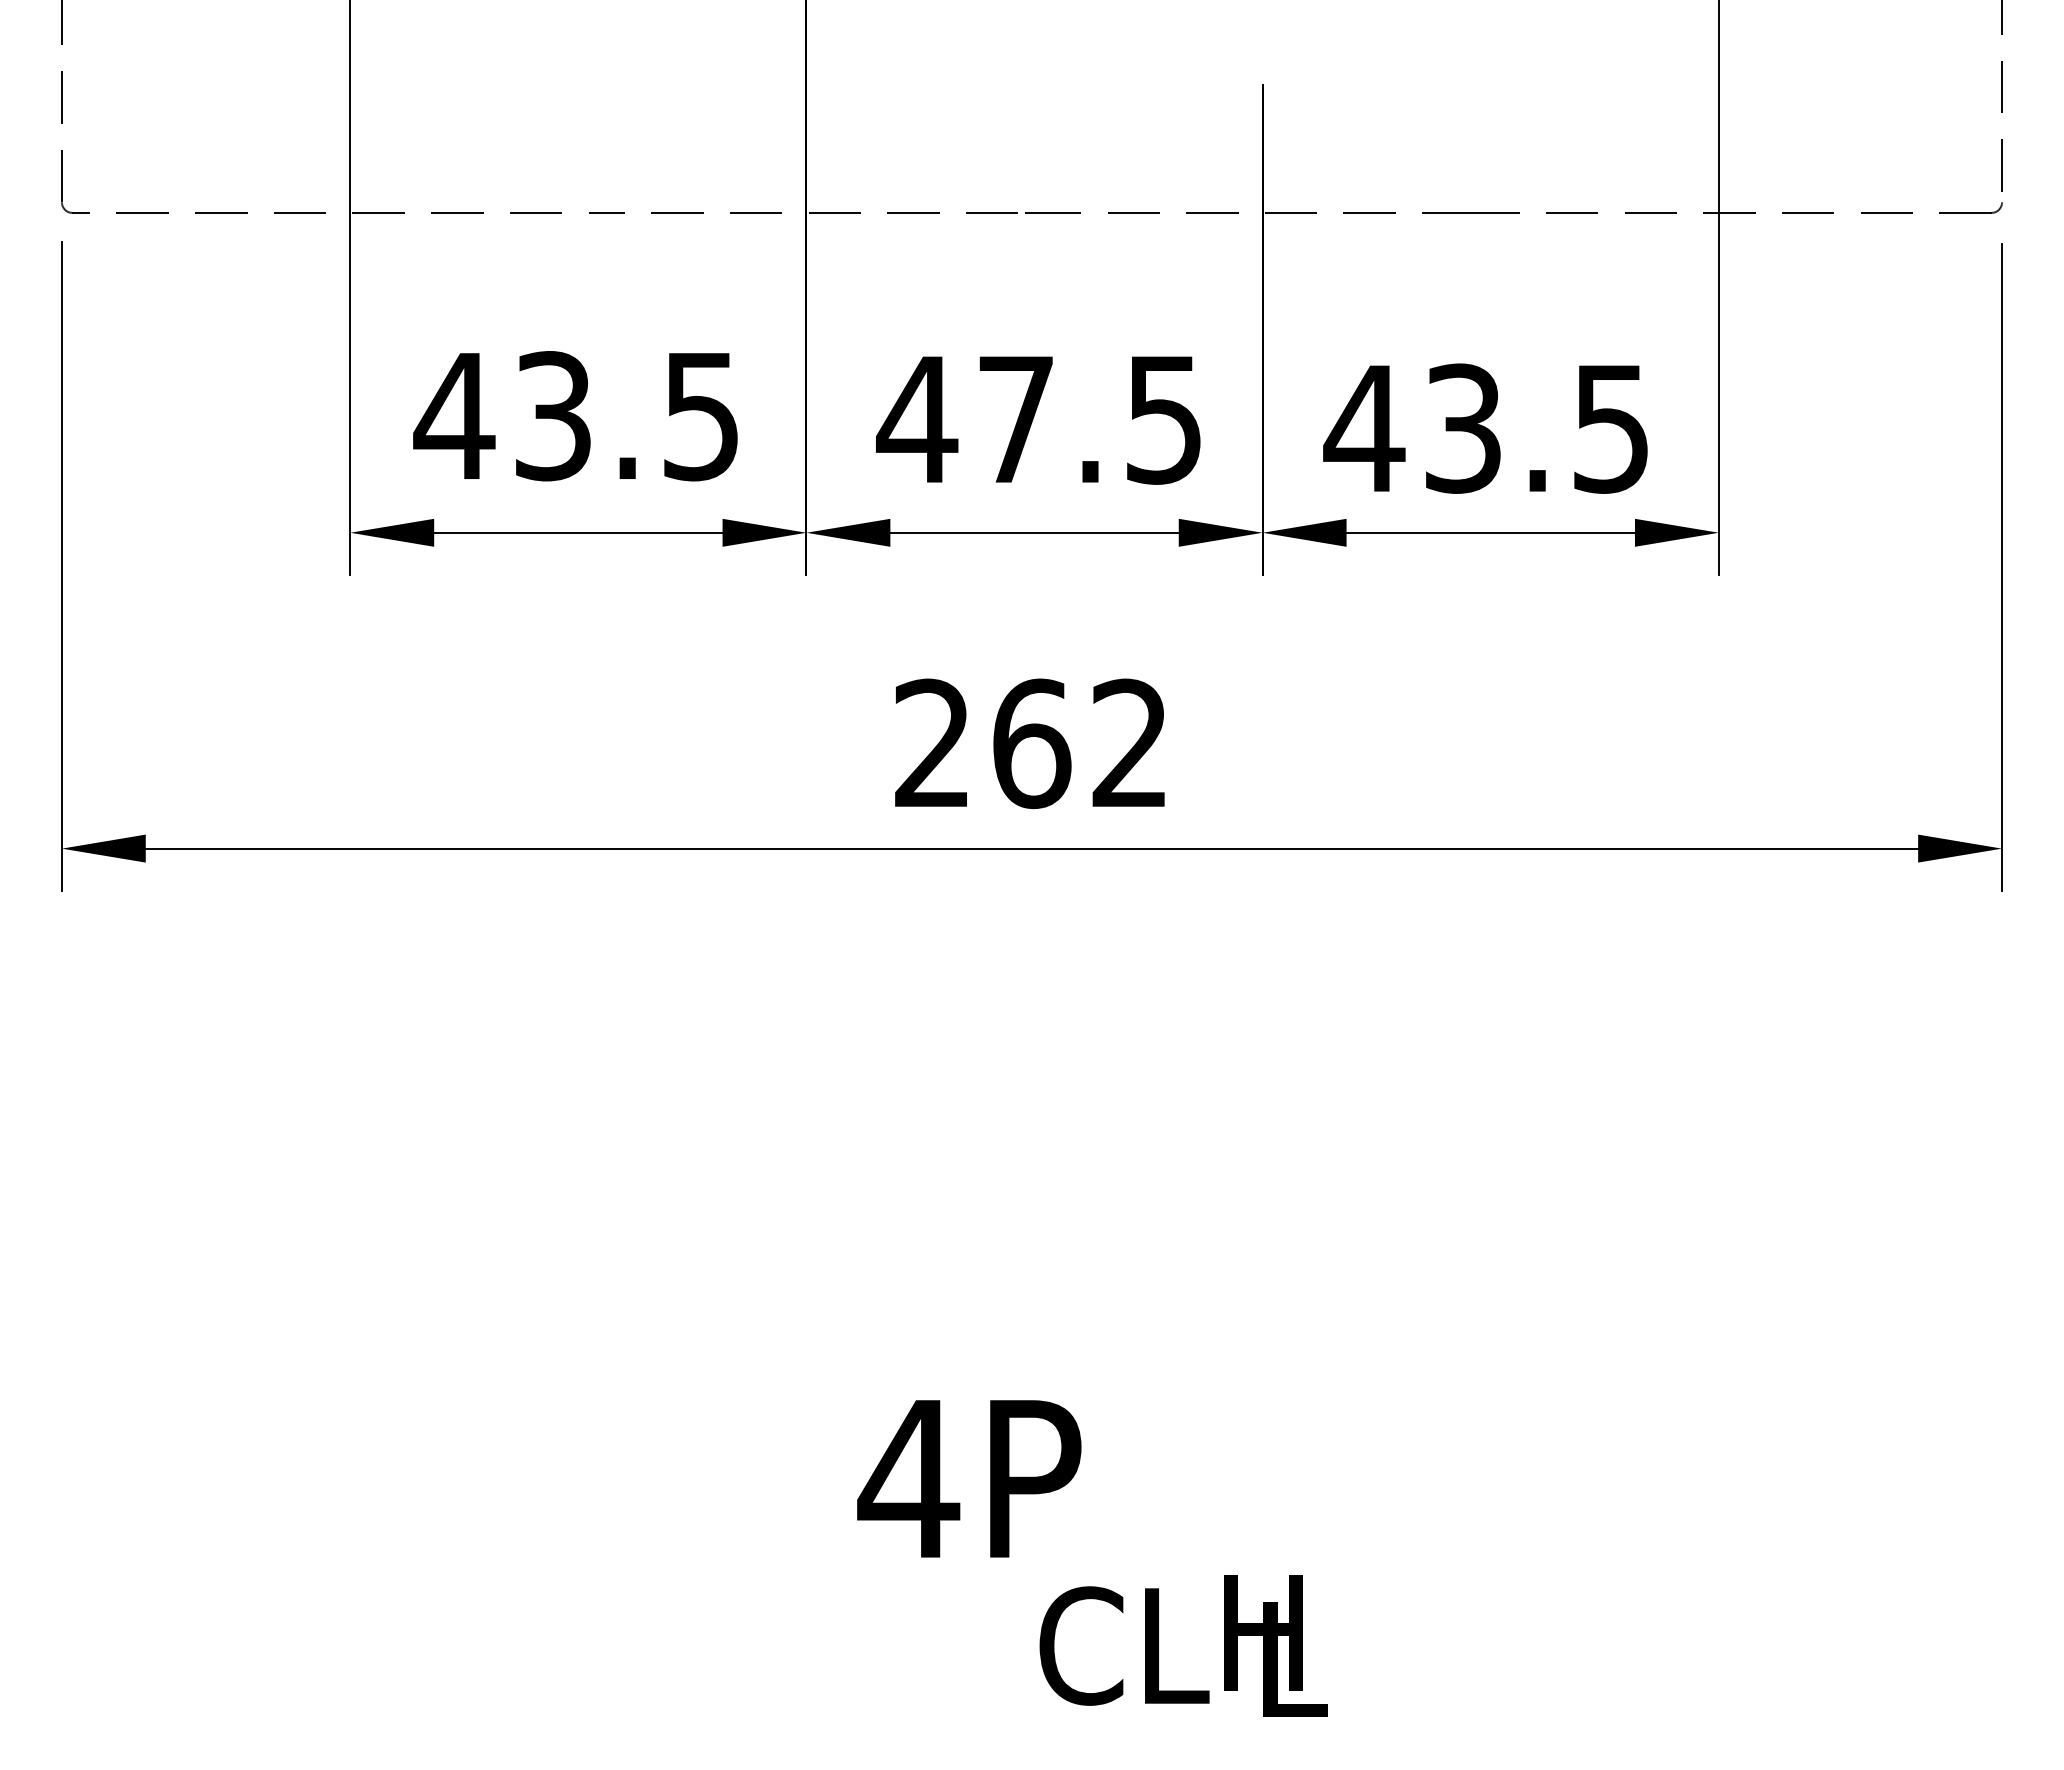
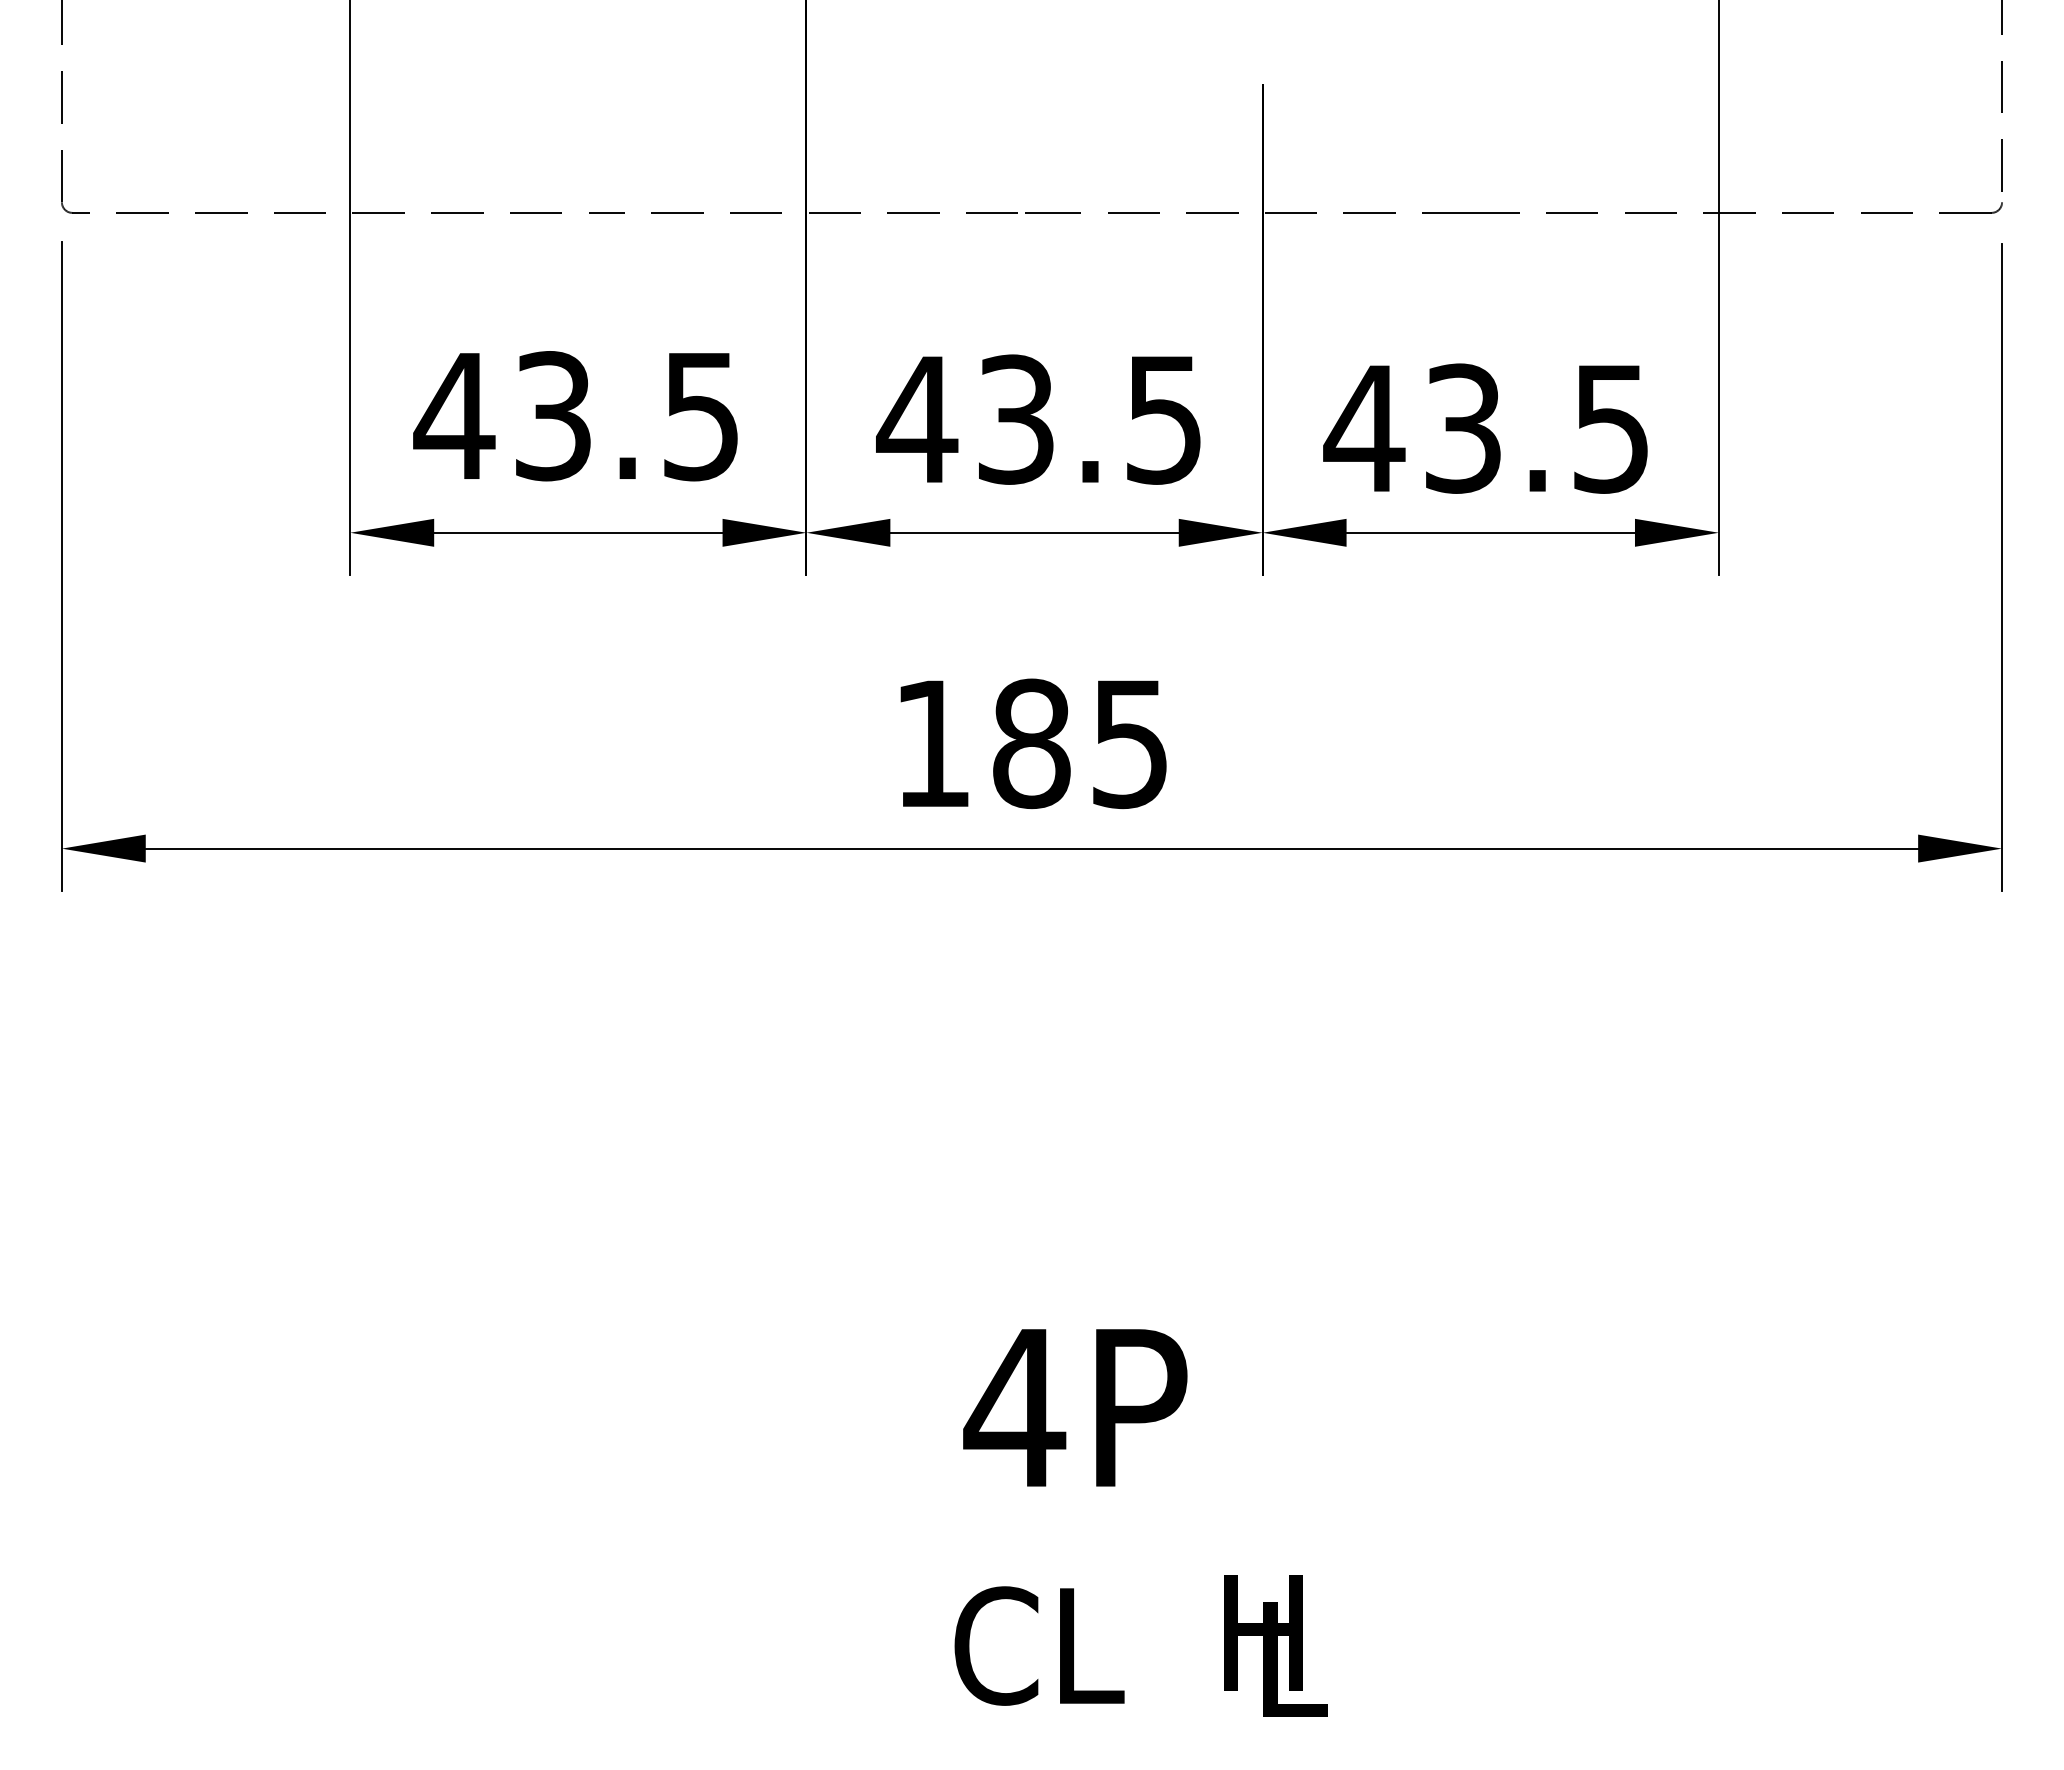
text: 47.5 -> 43.5 (1016, 419)
text: 262 -> 185 (1030, 743)
text position: (969, 1478) -> (1075, 1407) (1075, 1407)
text position: (1124, 1645) -> (1039, 1645) (1039, 1645)
